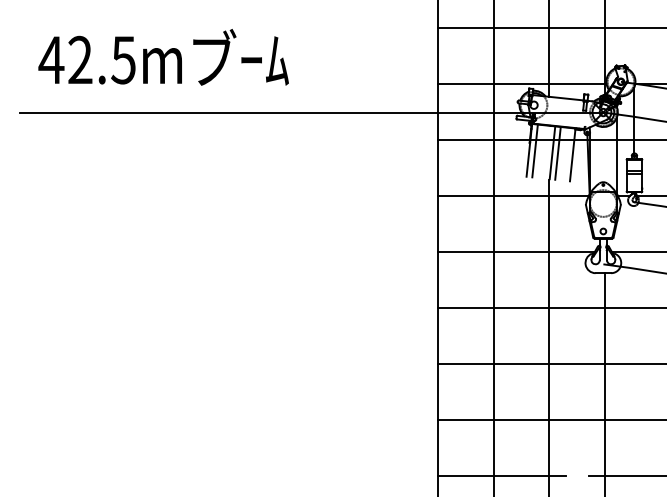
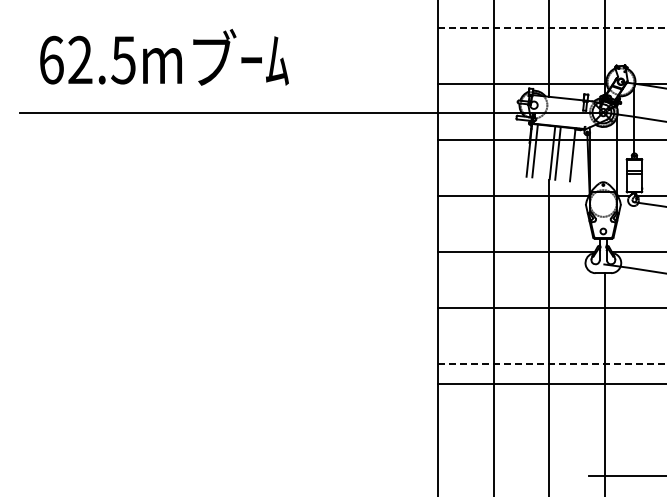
line: solid -> dashed (552, 28)
text: 42.5m -> 62.5m (51, 59)
line: solid -> dashed (552, 363)
line position: (550, 419) -> (550, 383) (550, 383)
line: present -> none (501, 475)
